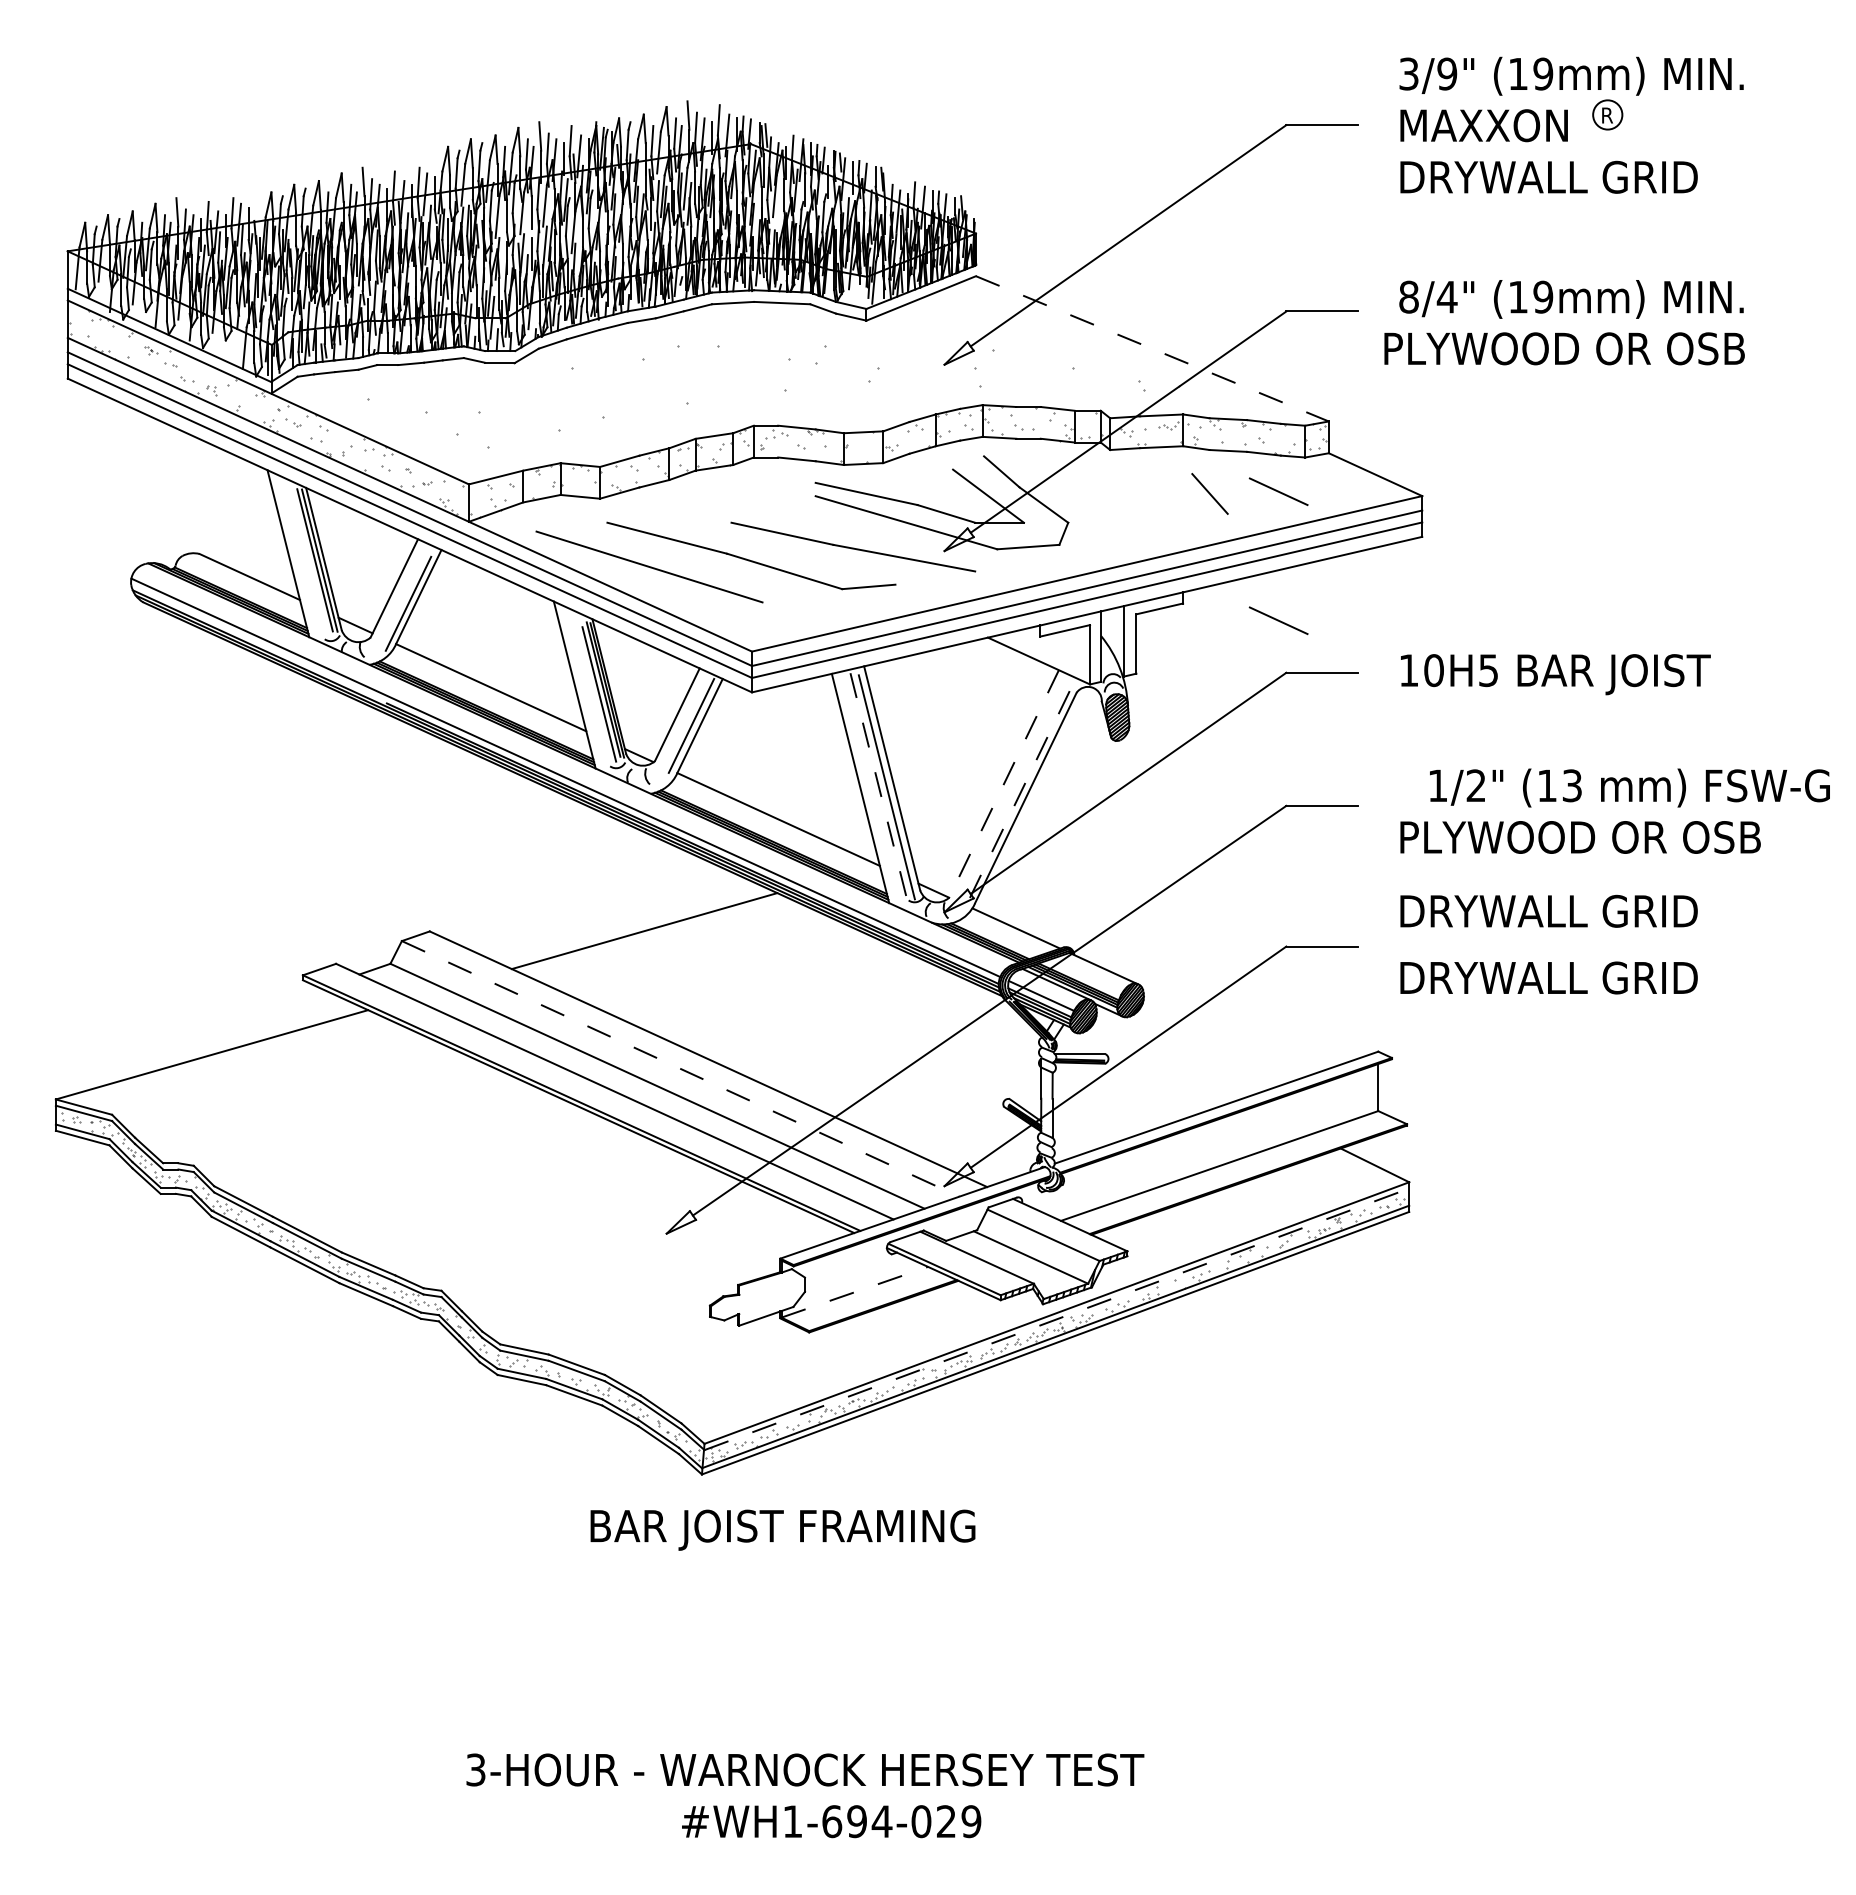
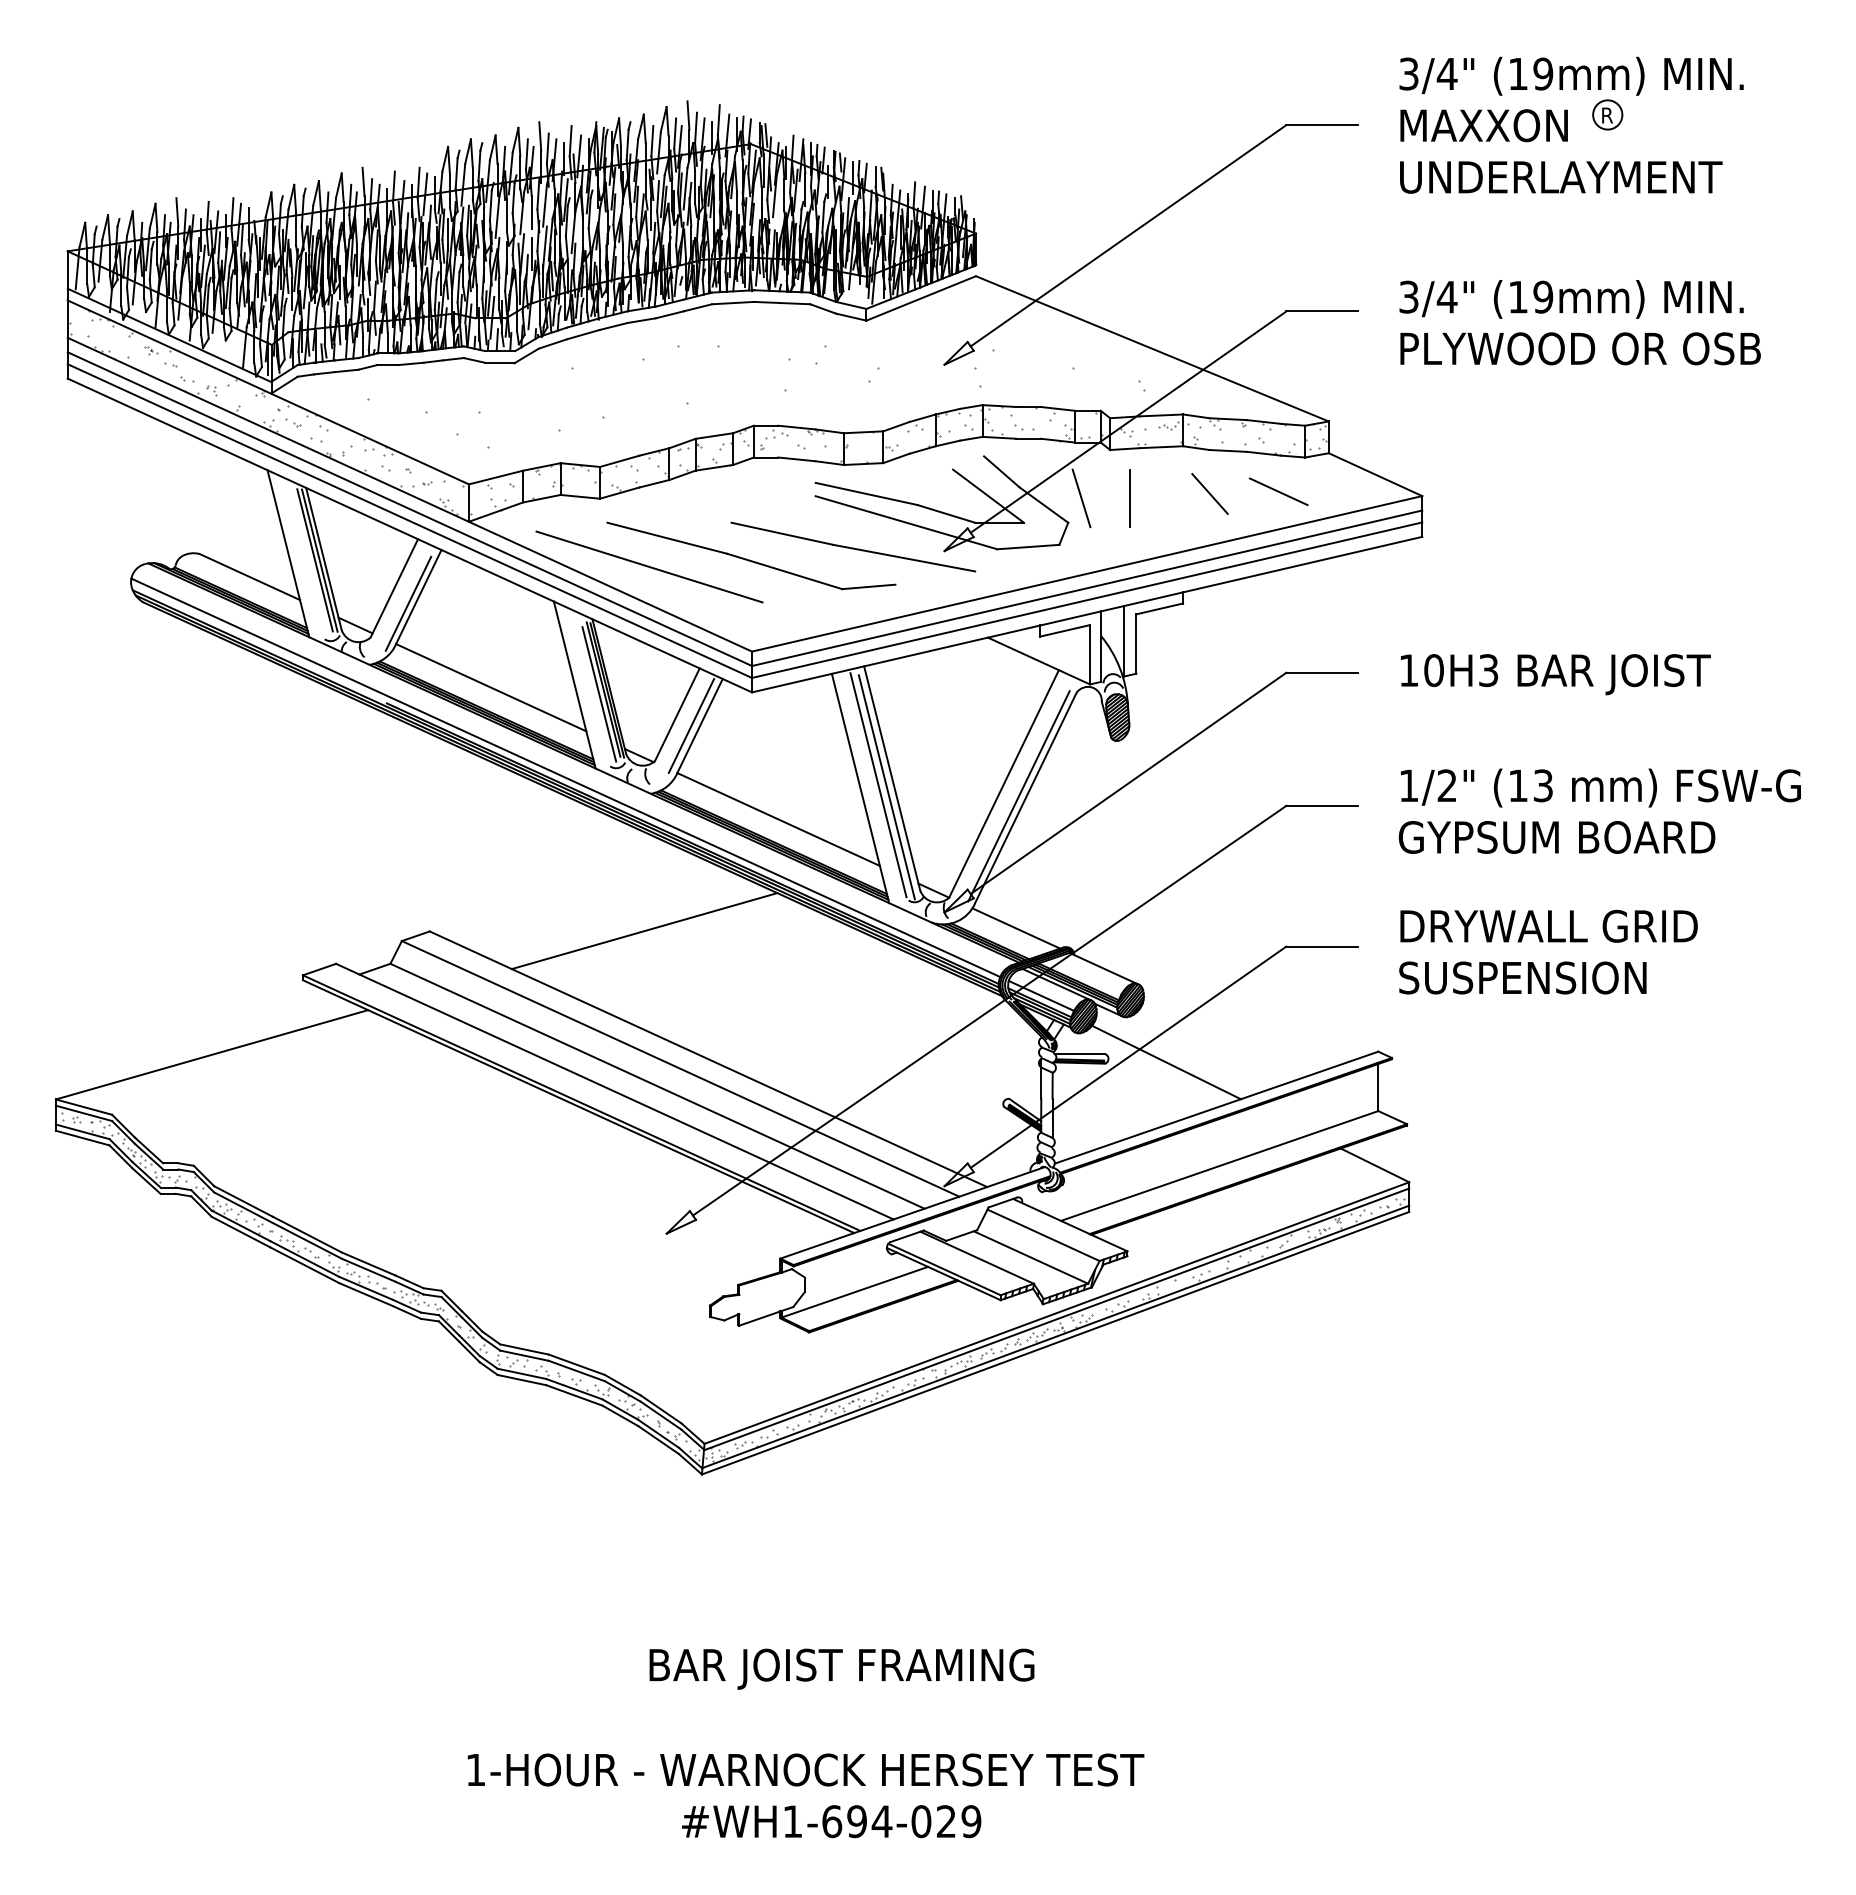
text: 3/9" -> 3/4" (1446, 73)
text: DRYWALL GRID -> UNDERLAYMENT (1561, 176)
text: 8/4" -> 3/4" (1408, 296)
line: dashed -> solid (1152, 348)
text position: (1564, 348) -> (1580, 348) (1580, 348)
line: none -> present (1081, 498)
line: none -> present (1130, 498)
line: present -> none (1278, 620)
text: 10H5 -> 10H3 (1488, 670)
line: dashed -> solid (1003, 784)
line: dashed -> solid (878, 785)
text position: (1629, 787) -> (1600, 787) (1600, 787)
line: dashed -> solid (1018, 796)
text: PLYWOOD OR OSB -> GYPSUM BOARD (1579, 837)
text position: (1548, 910) -> (1548, 925) (1548, 925)
text: DRYWALL GRID -> SUSPENSION (1548, 977)
line: none -> present (1166, 1062)
line: dashed -> solid (680, 1068)
line: dashed -> solid (854, 1292)
line: dashed -> solid (1056, 1319)
text position: (782, 1529) -> (841, 1668) (841, 1668)
text: 3-HOUR -> 1-HOUR (475, 1769)
